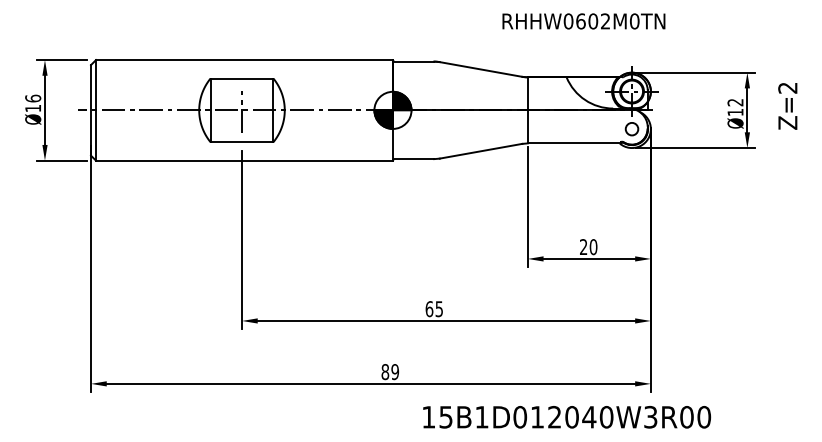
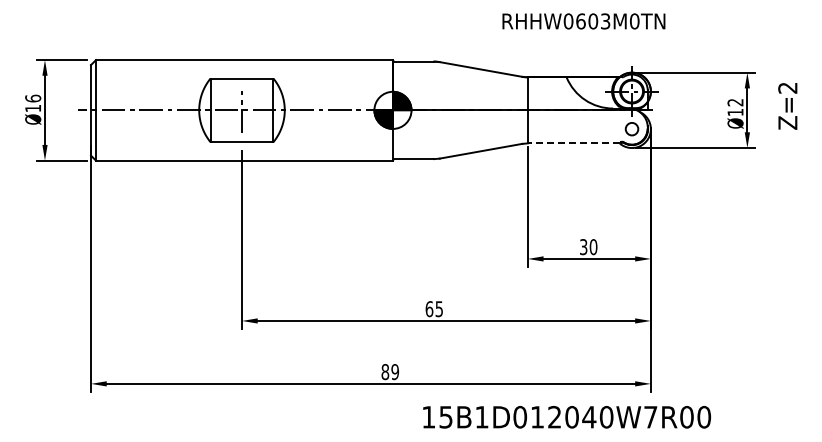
text: RHHW0602M0TN -> RHHW0603M0TN (605, 21)
line: solid -> dashed (573, 143)
text: 20 -> 30 (583, 247)
text: 15B1D012040W3R00 -> 15B1D012040W7R00 (650, 416)
